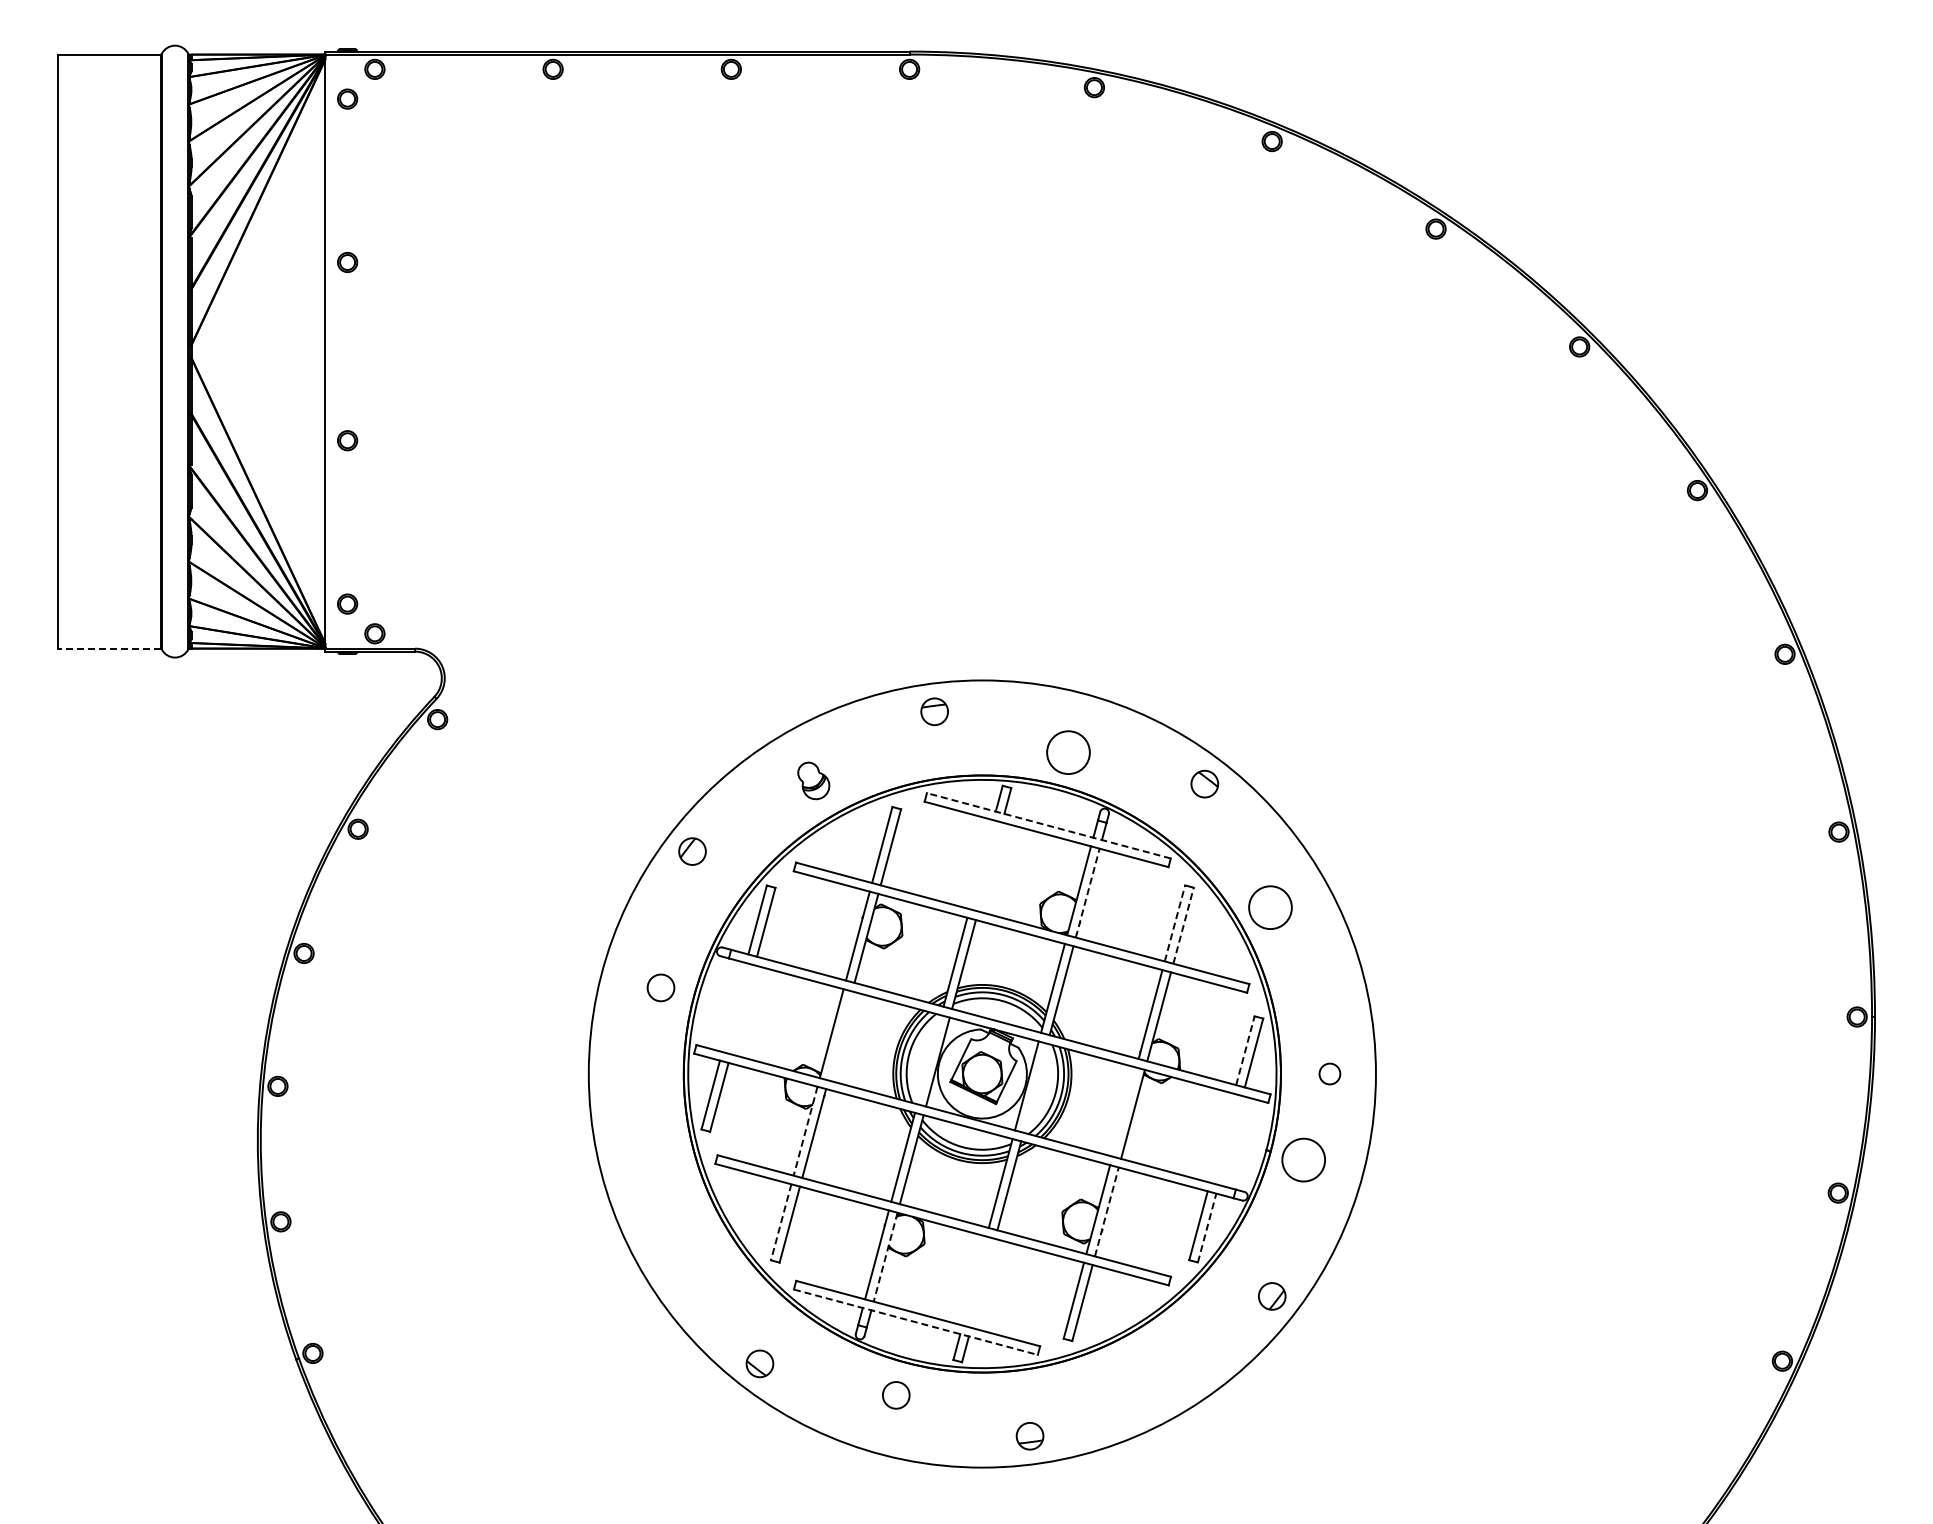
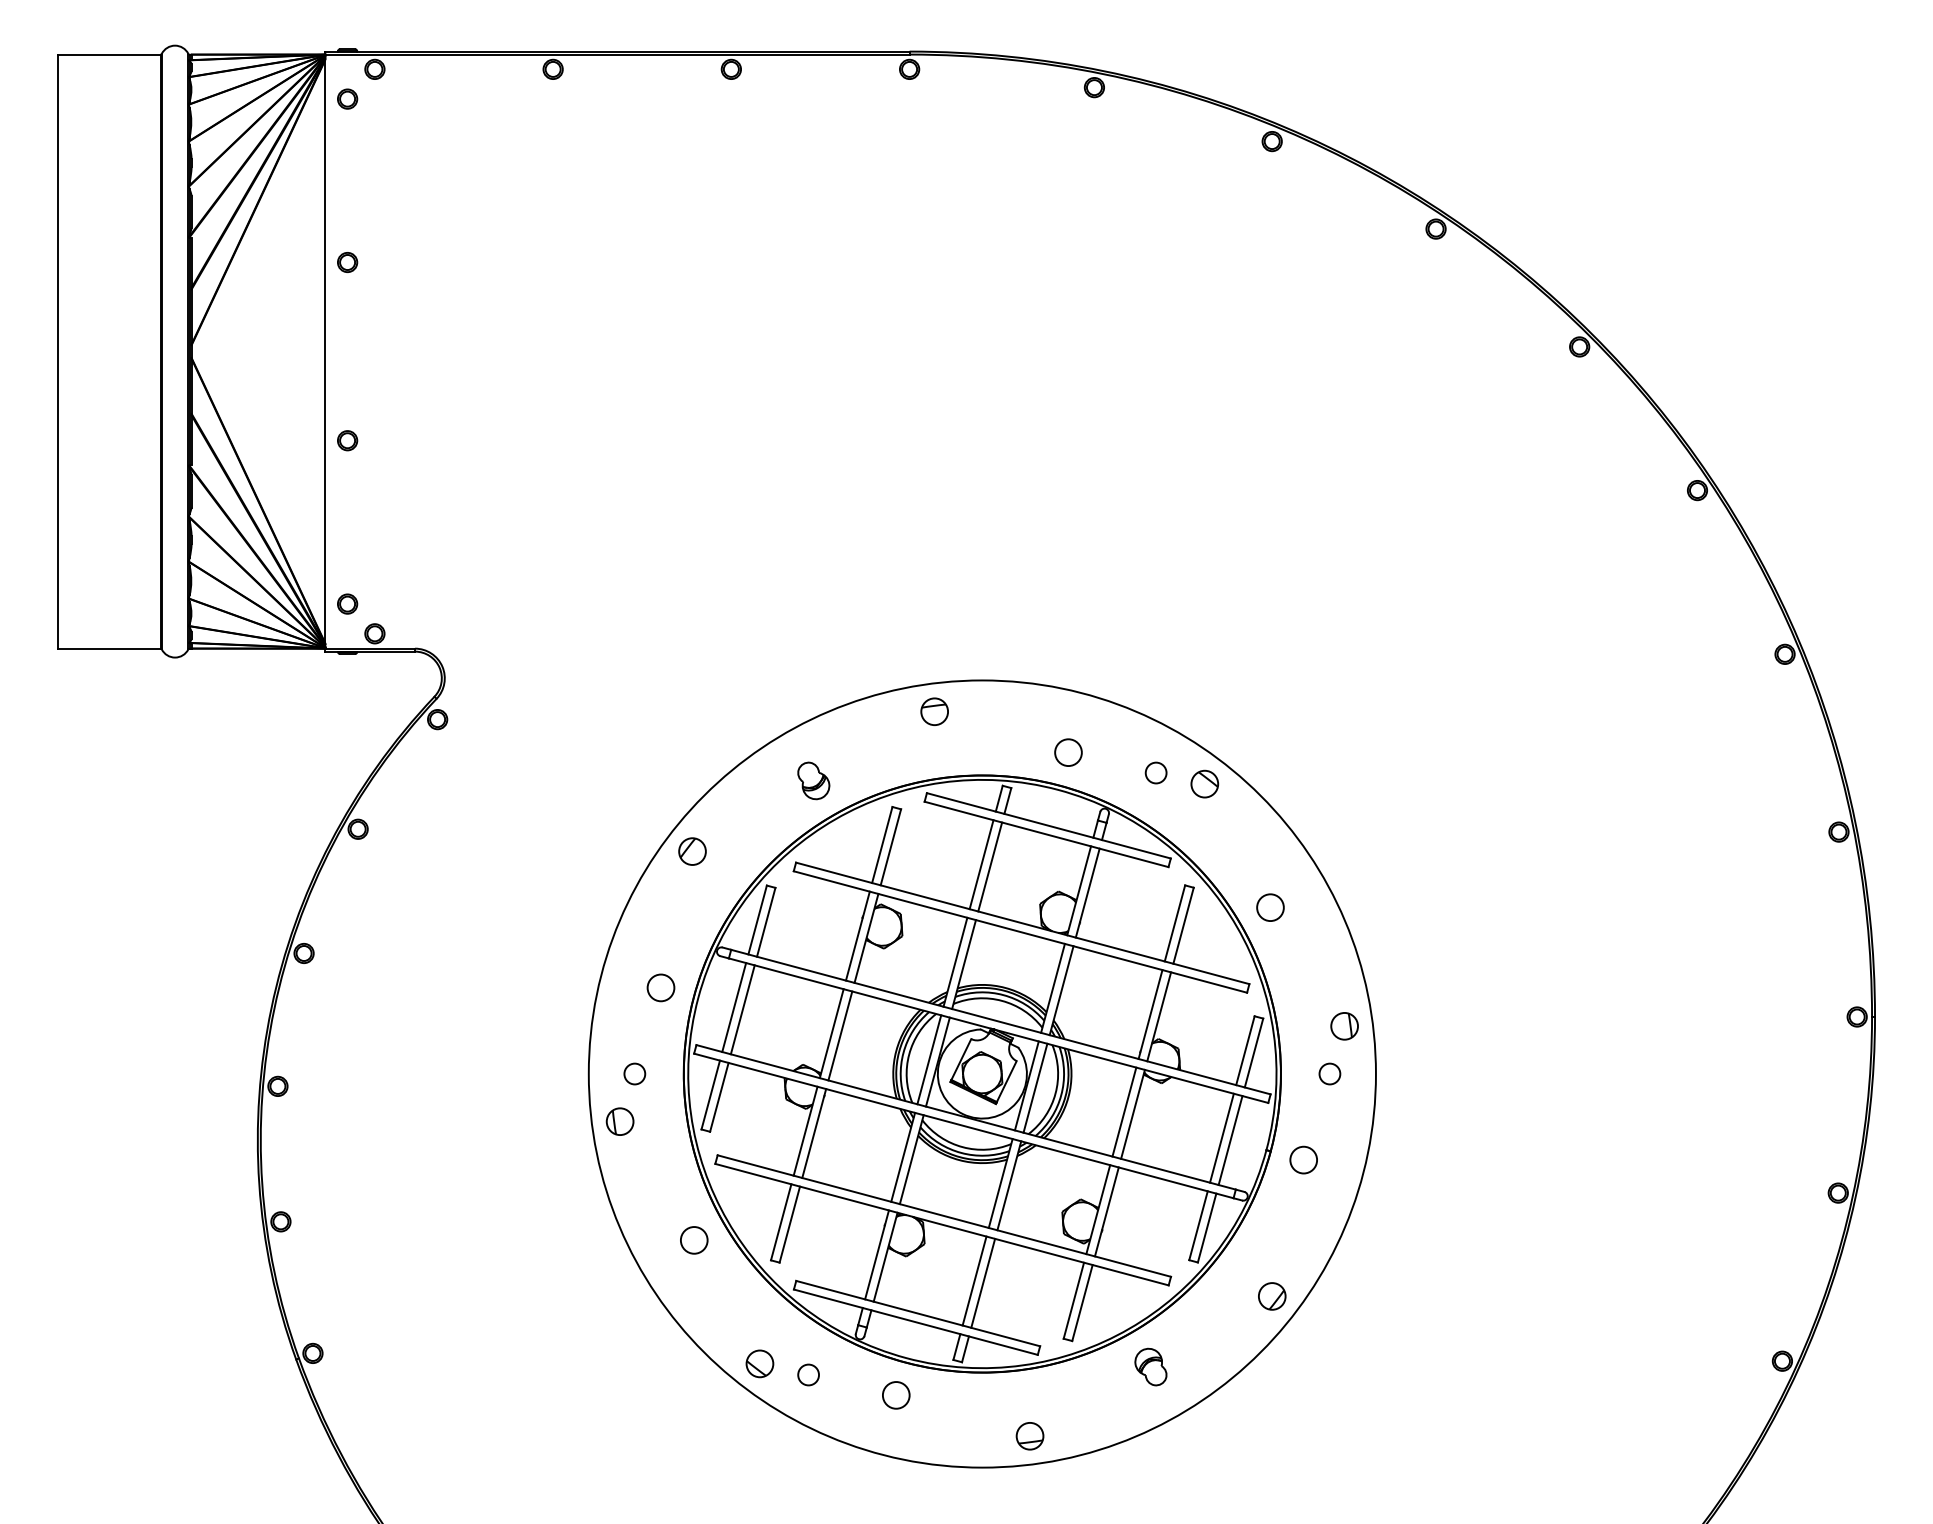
line: dashed -> solid (108, 648)
circle diameter: 43 px -> 27 px (1068, 752)
circle: none -> present (1155, 772)
line: dashed -> solid (1048, 825)
line: none -> present (981, 864)
line: none -> present (990, 866)
line: dashed -> solid (1087, 892)
circle diameter: 43 px -> 27 px (1270, 907)
line: dashed -> solid (1175, 922)
line: dashed -> solid (1183, 925)
line: none -> present (734, 1007)
line: none -> present (742, 1009)
part: none -> present (1344, 1026)
line: none -> present (840, 1035)
line: dashed -> solid (1245, 1050)
line: none -> present (929, 1059)
circle: none -> present (634, 1073)
line: none -> present (1035, 1087)
line: none -> present (1124, 1111)
part: none -> present (619, 1121)
line: dashed -> solid (805, 1131)
line: none -> present (1221, 1137)
line: none -> present (1230, 1140)
circle diameter: 43 px -> 27 px (1303, 1159)
line: dashed -> solid (1107, 1211)
line: dashed -> solid (781, 1222)
line: dashed -> solid (1207, 1228)
circle: none -> present (694, 1240)
line: dashed -> solid (885, 1257)
line: none -> present (974, 1280)
line: none -> present (983, 1282)
line: dashed -> solid (916, 1322)
part: none -> present (1150, 1366)
circle: none -> present (808, 1374)
